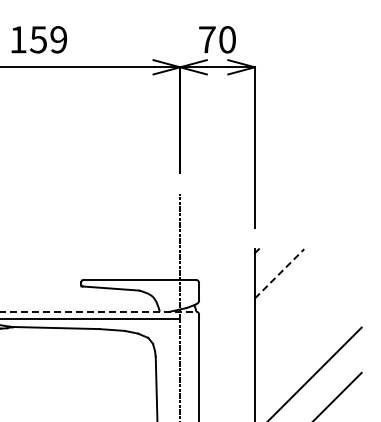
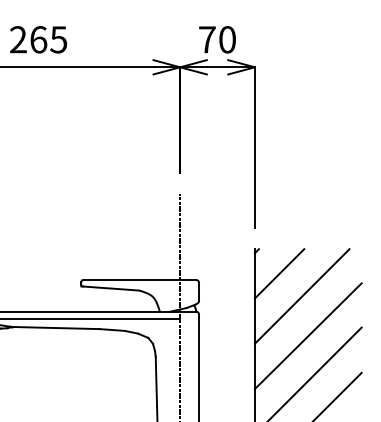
text: 159 -> 265 (38, 39)
line: dashed -> solid (279, 273)
line: none -> present (301, 296)
line: dashed -> solid (98, 311)
line: none -> present (307, 336)
